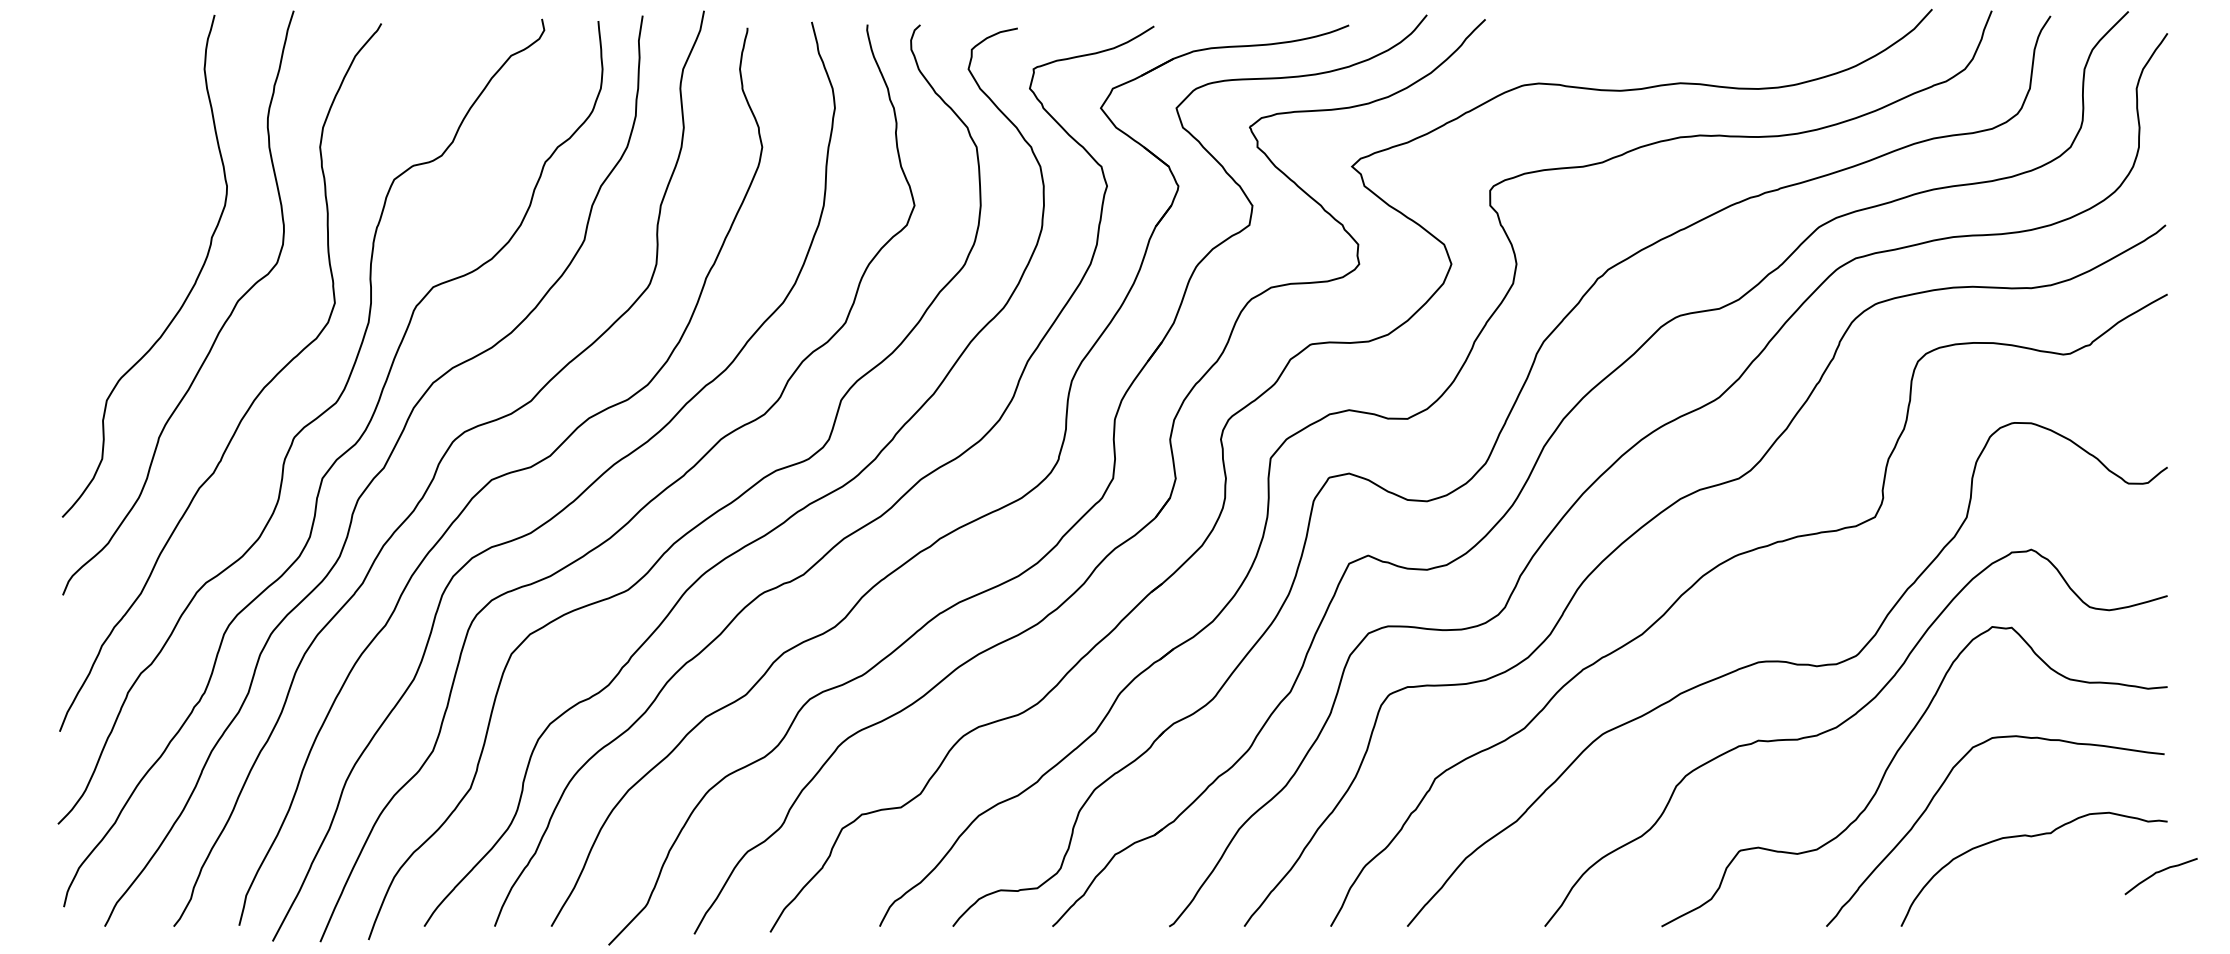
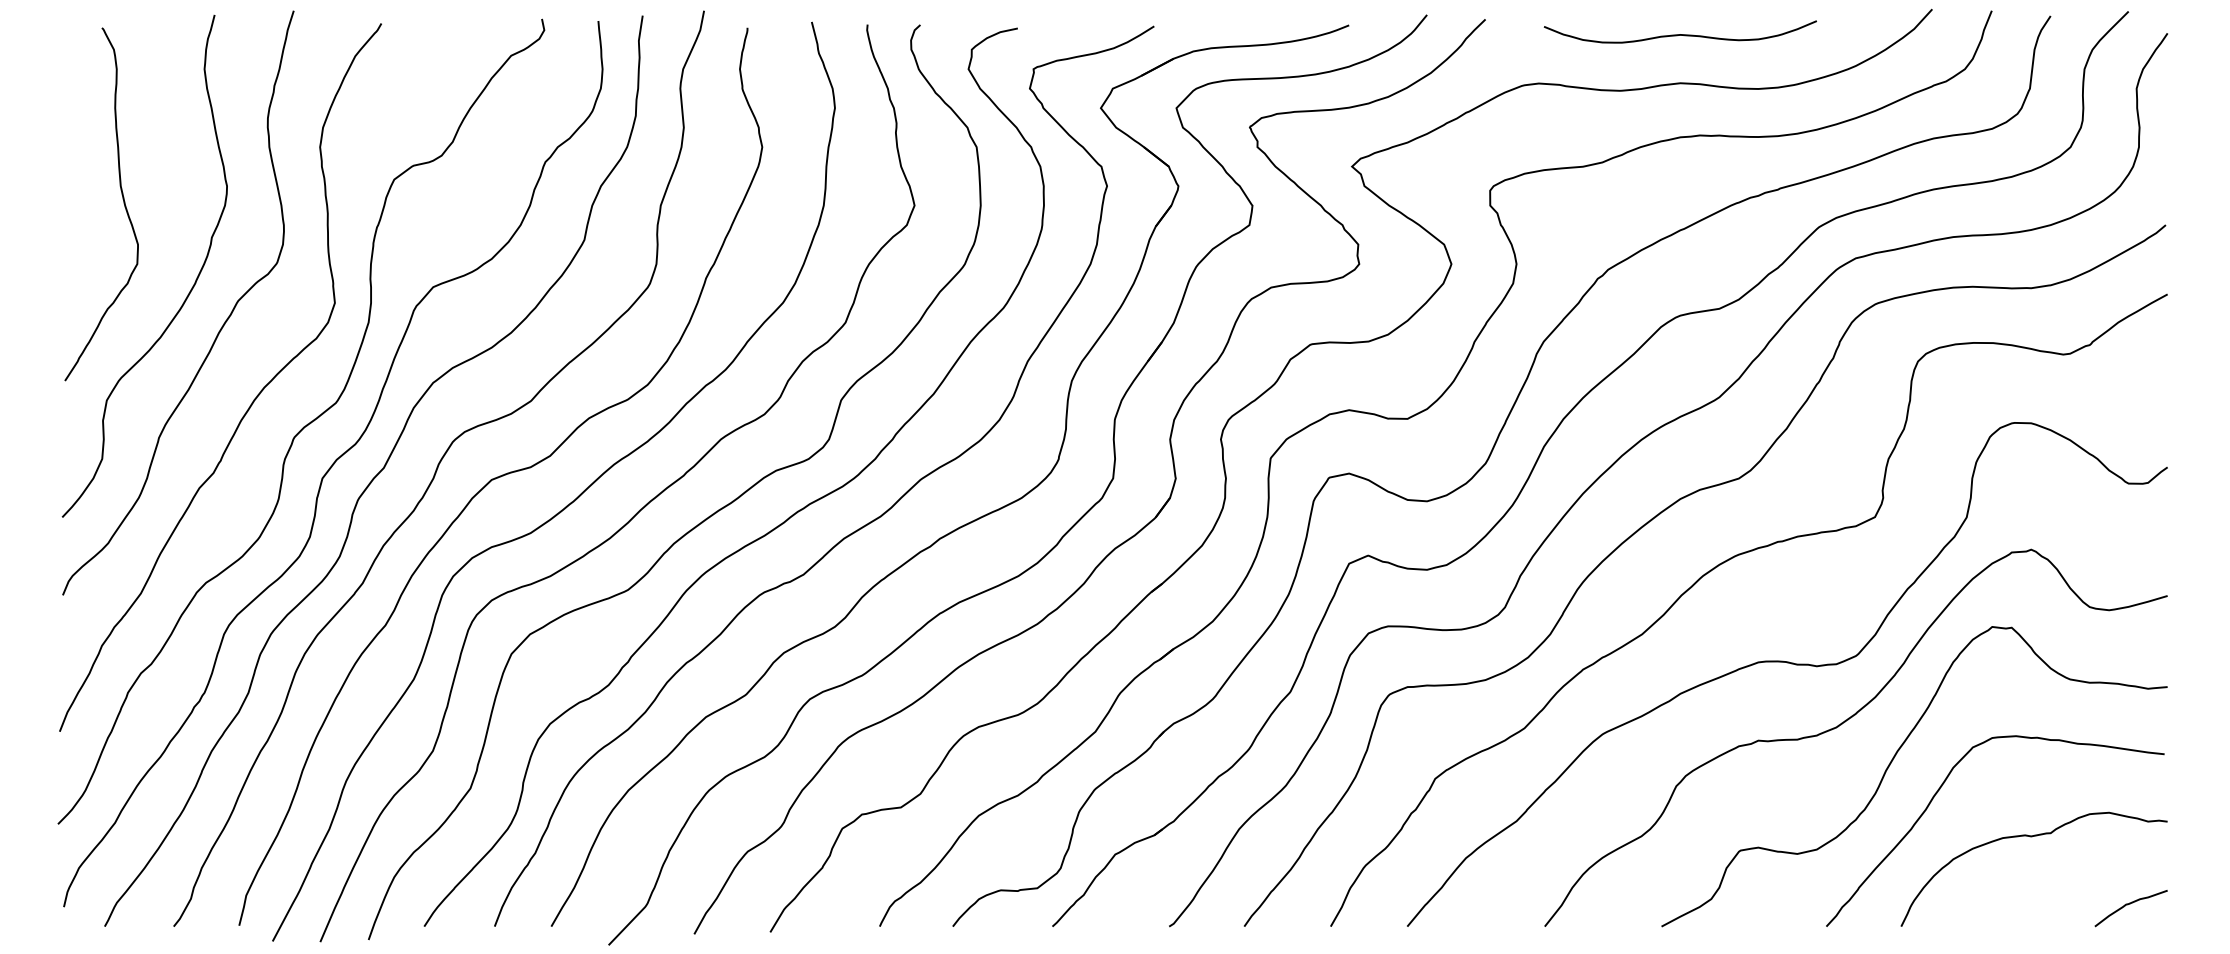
curve: none -> present (1679, 34)
curve: none -> present (122, 199)
curve position: (2160, 872) -> (2130, 904) (2130, 904)
